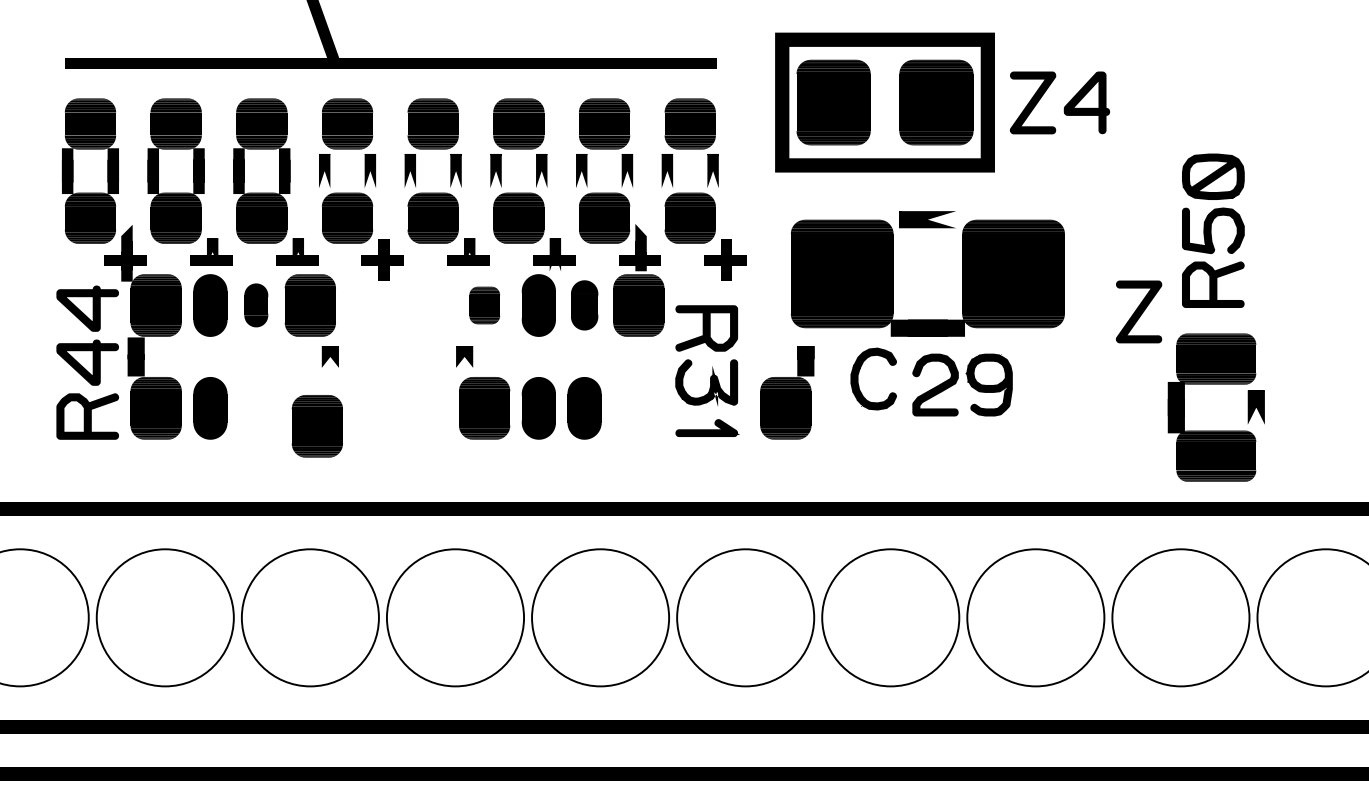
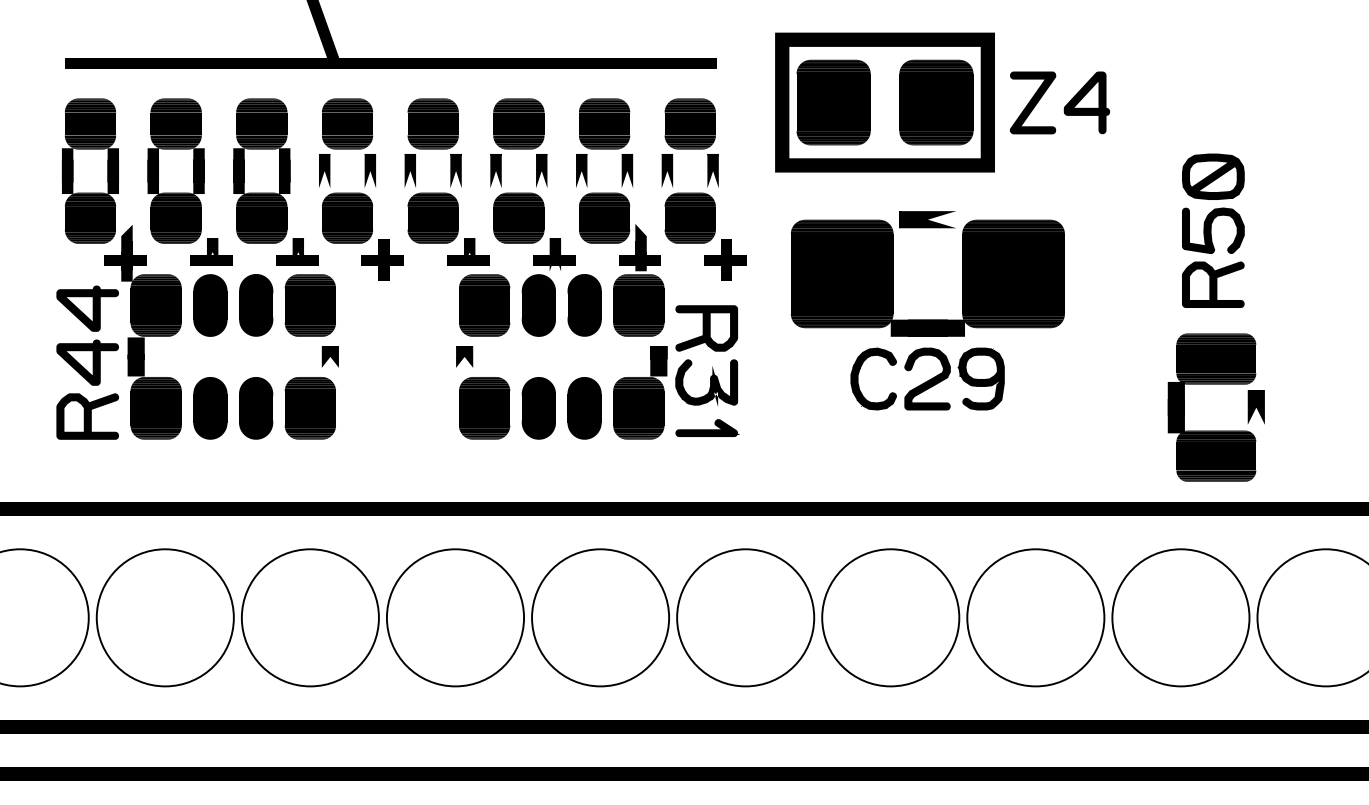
part size: 25x45 px -> 35x63 px (256, 305)
part size: 32x39 px -> 52x63 px (484, 305)
part size: 28x51 px -> 35x63 px (584, 305)
part: present -> none (1138, 311)
part position: (962, 384) -> (954, 378) (954, 378)
part position: (787, 392) -> (640, 392) (640, 392)
part: none -> present (256, 408)
part position: (316, 426) -> (309, 408) (309, 408)
